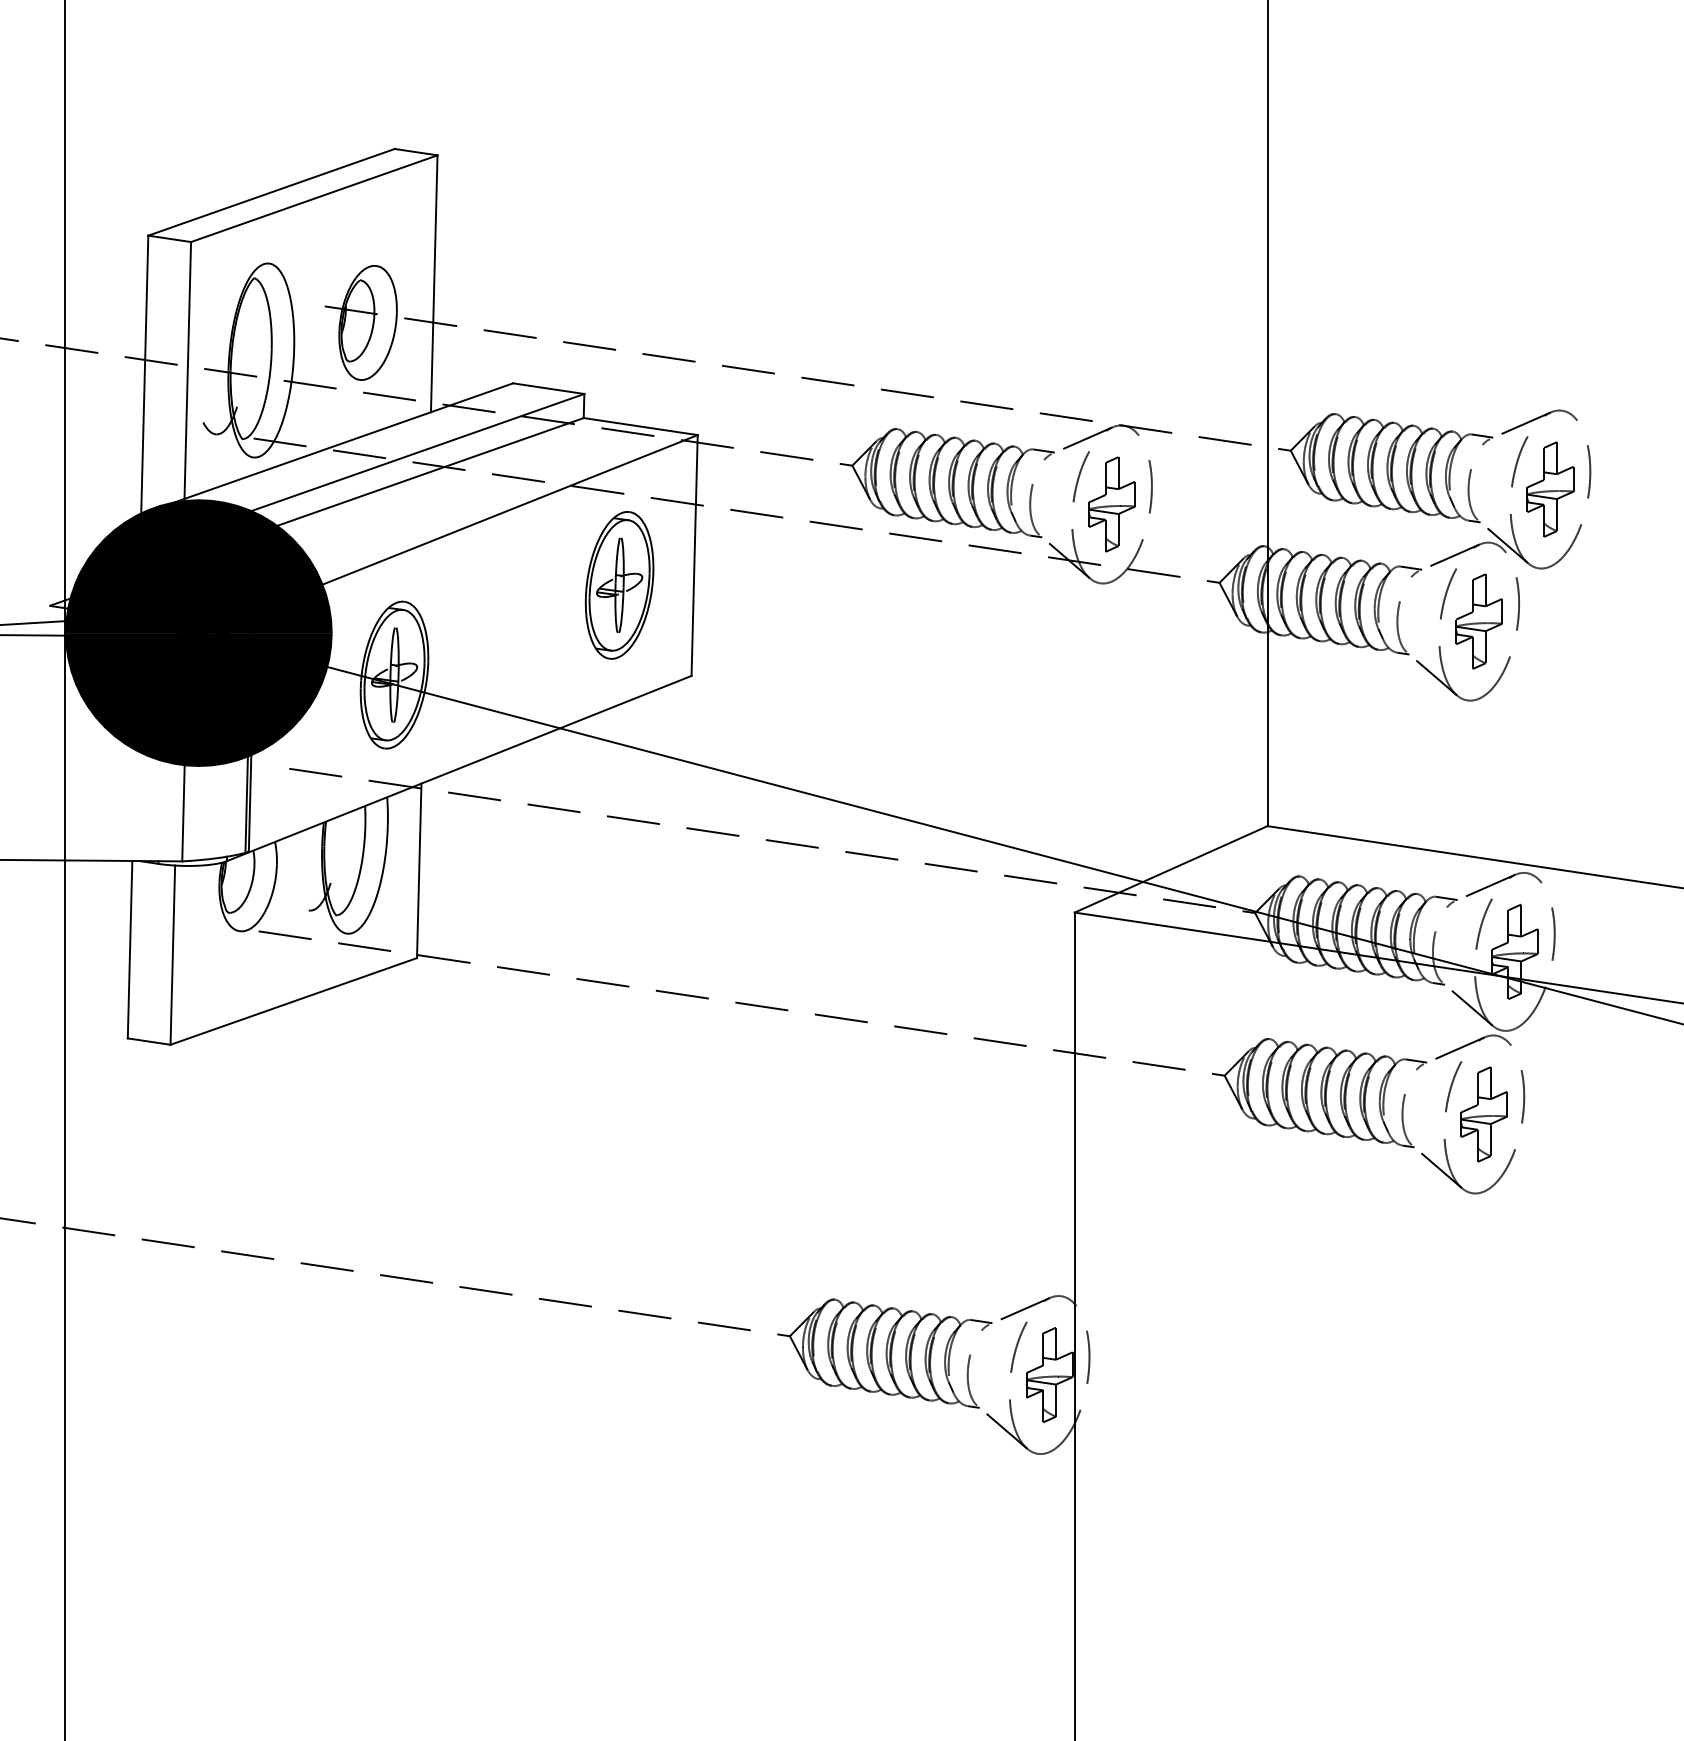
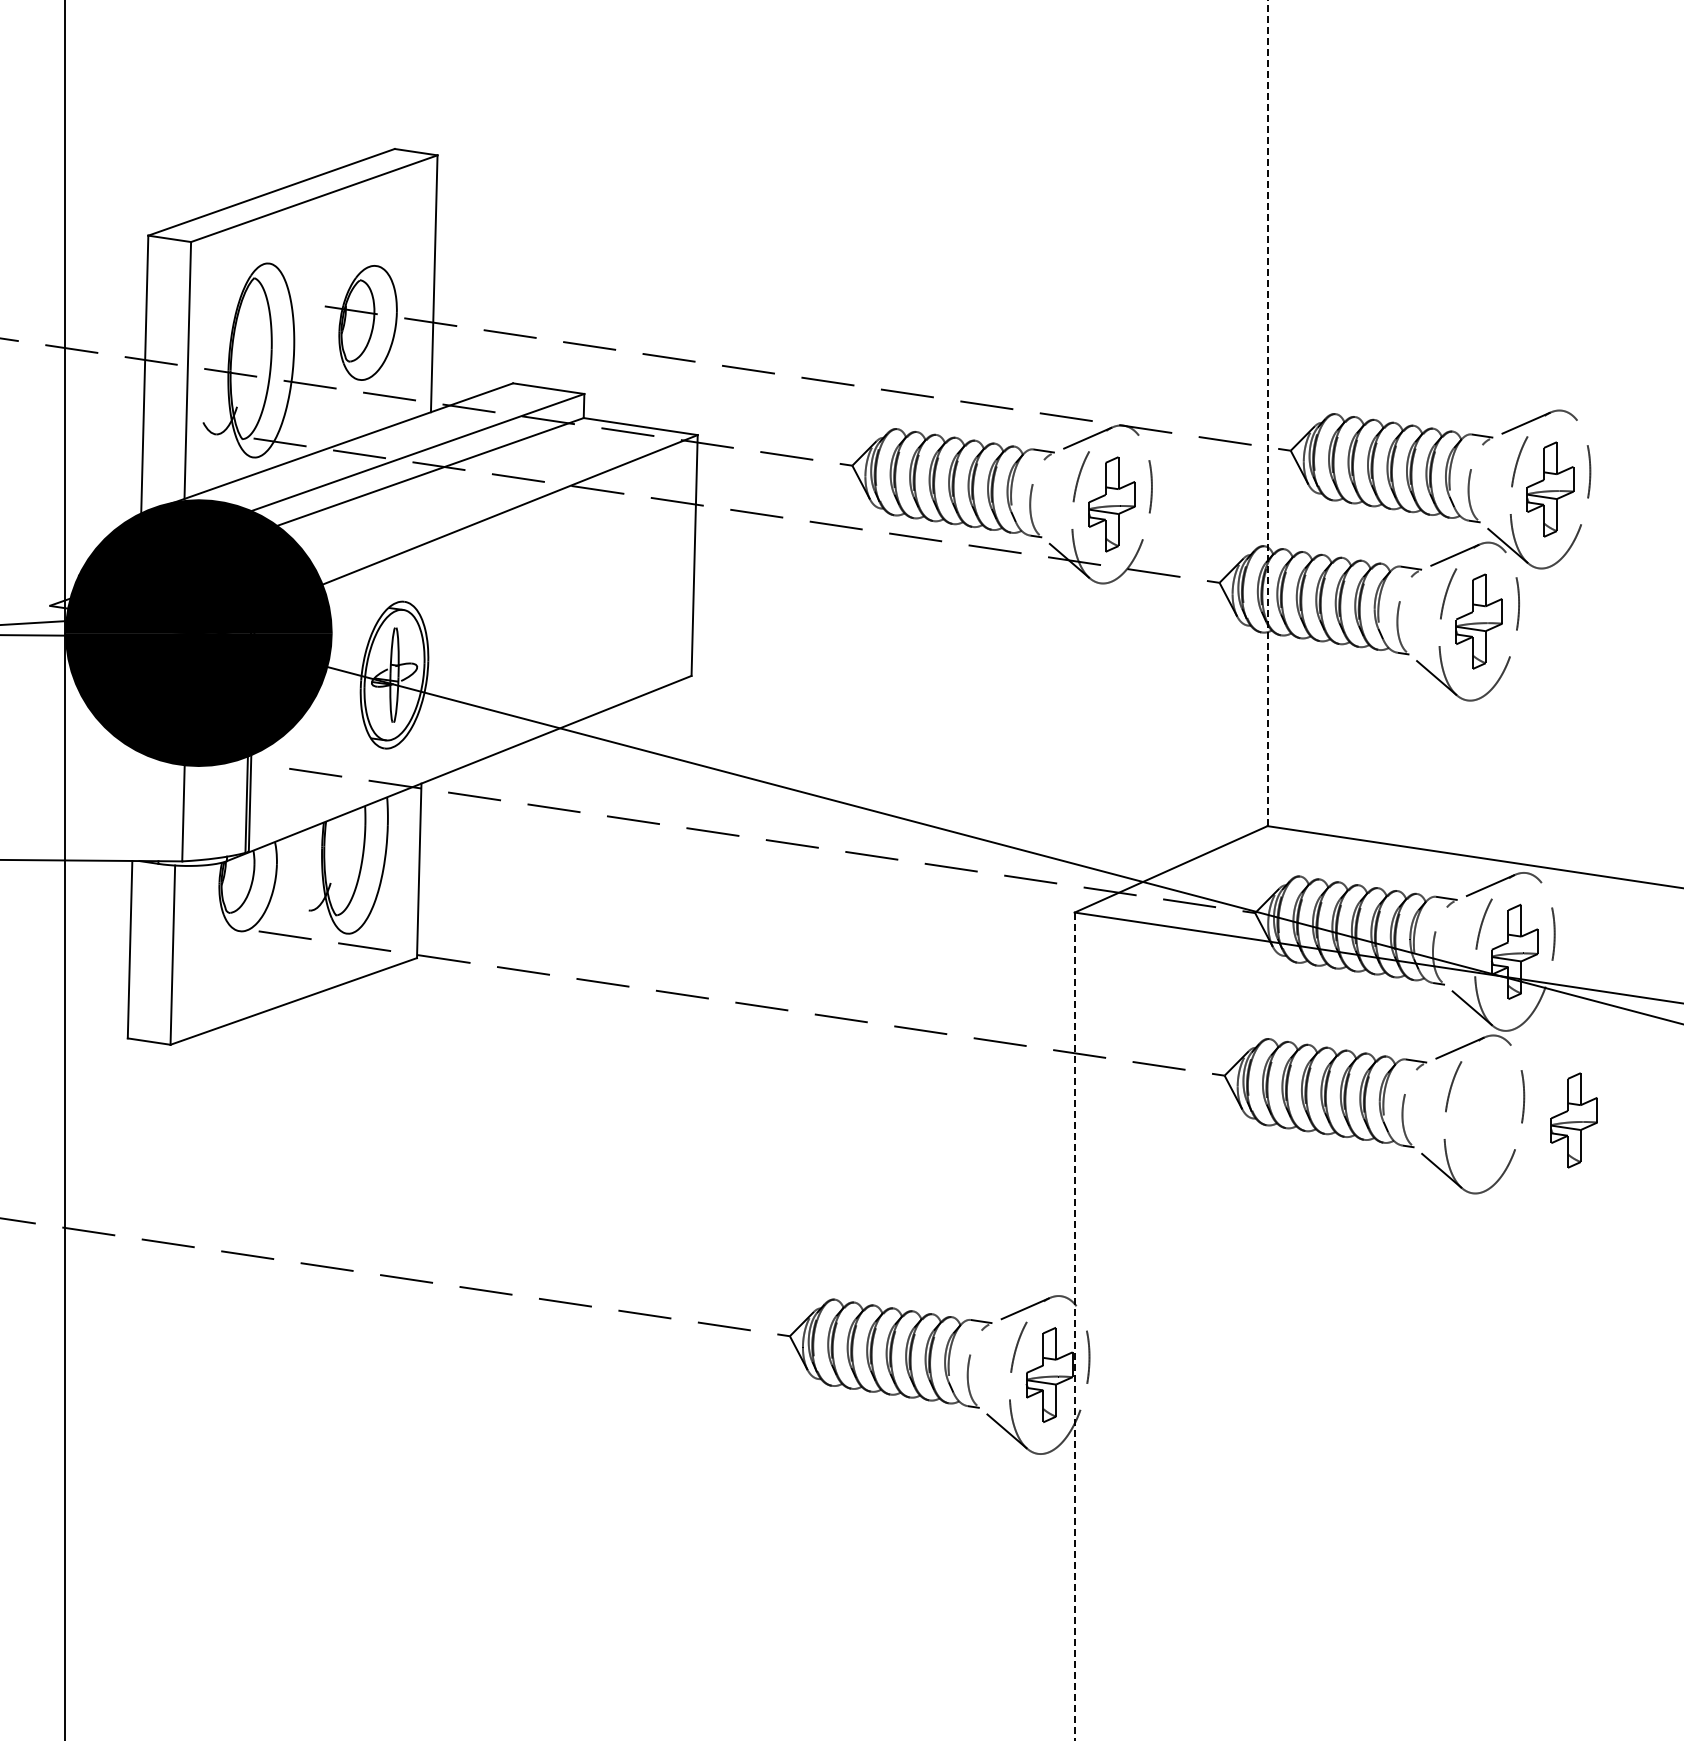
line: solid -> dashed (1267, 413)
part: present -> none (619, 585)
part position: (1483, 1114) -> (1573, 1120) (1573, 1120)
line: solid -> dashed (1074, 1326)
